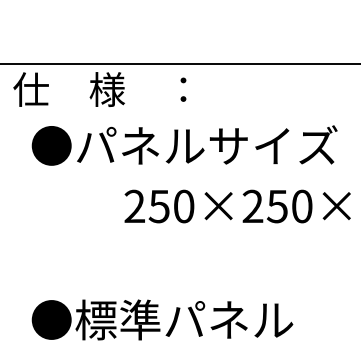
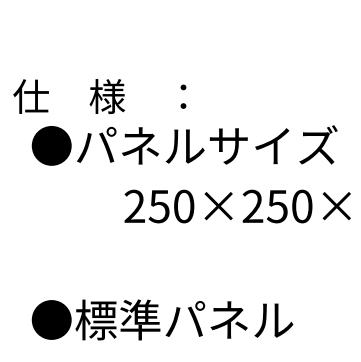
line: present -> none (179, 64)
text position: (99, 89) -> (99, 96) (99, 96)
